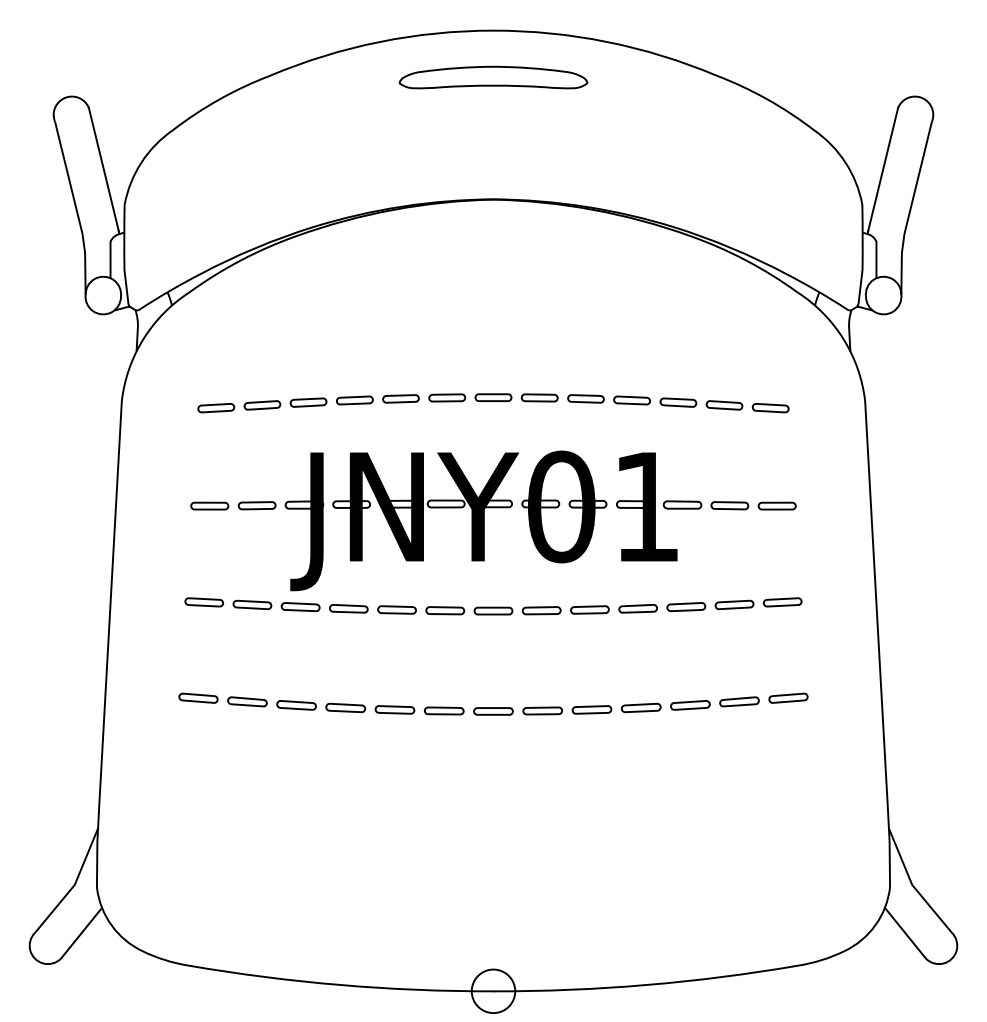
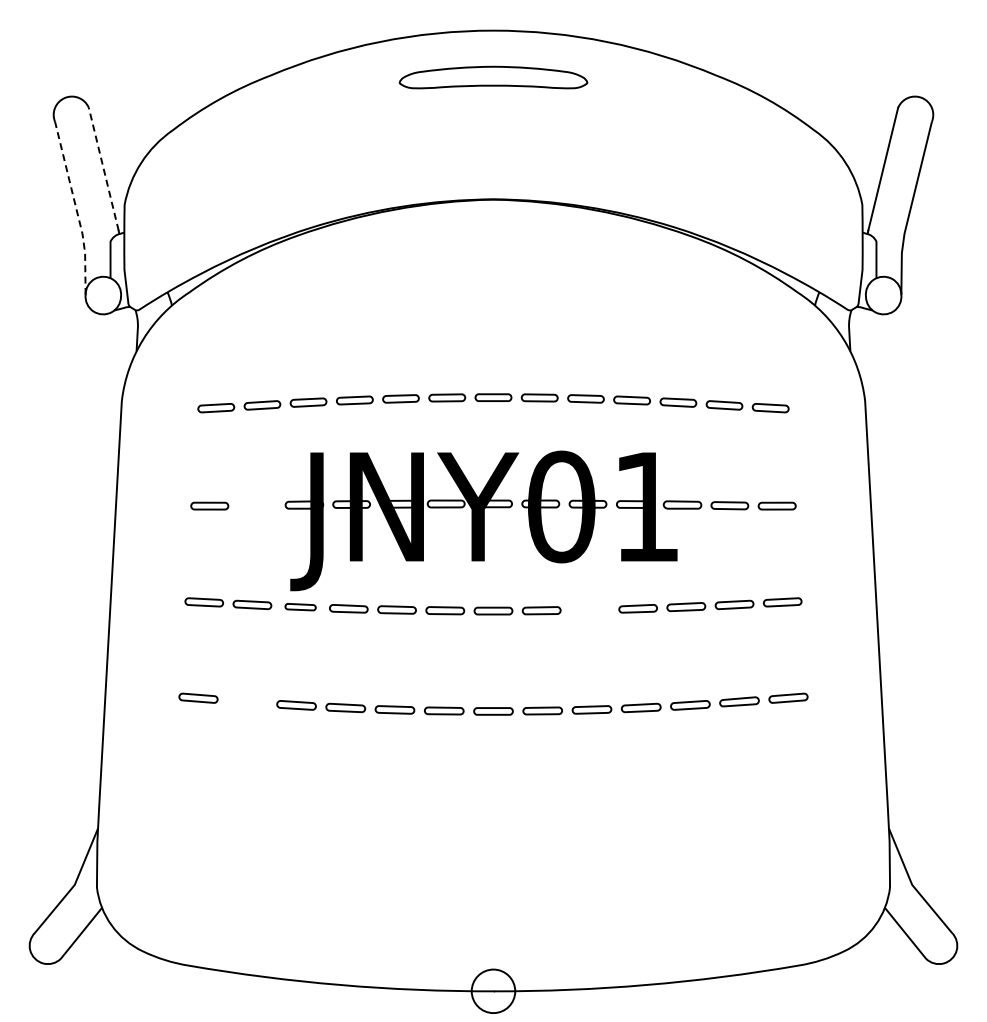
line: solid -> dashed (103, 168)
line: solid -> dashed (76, 208)
part: present -> none (256, 505)
part size: 41x11 px -> 33x9 px (300, 607)
part: present -> none (589, 609)
part: present -> none (247, 701)
